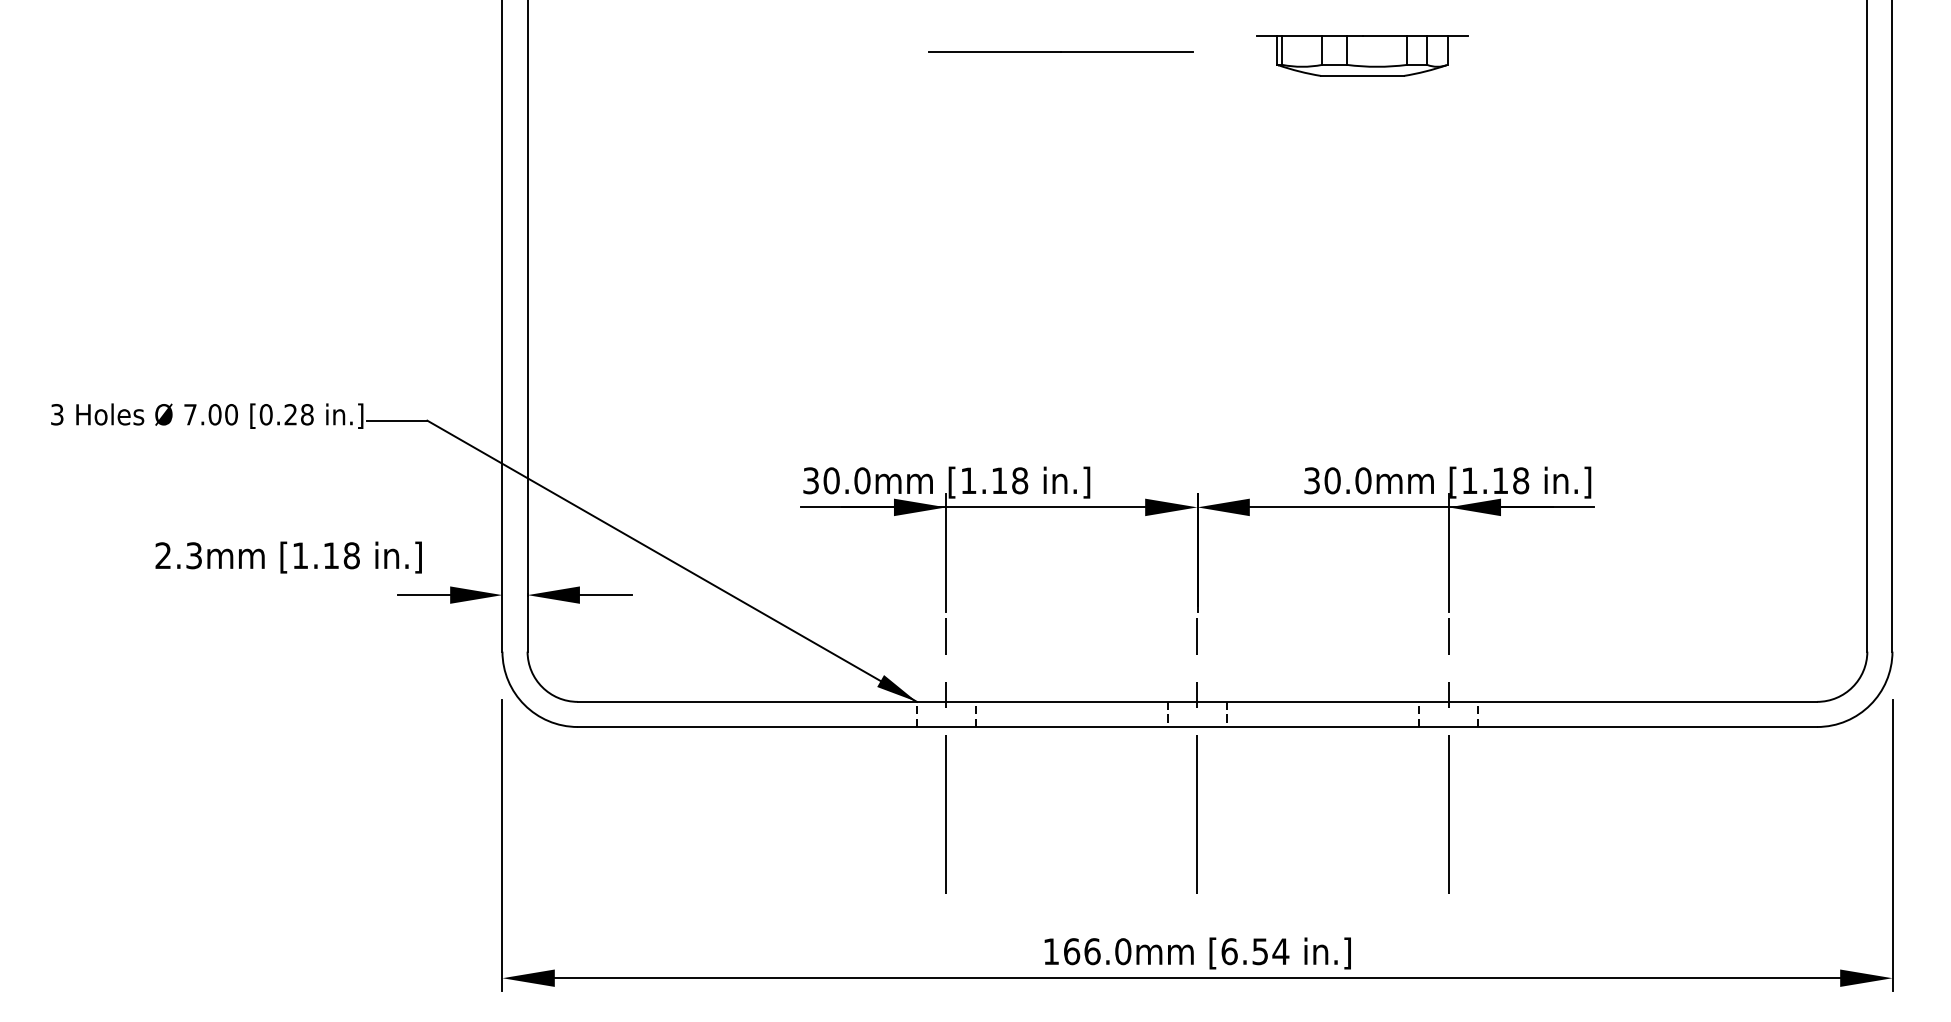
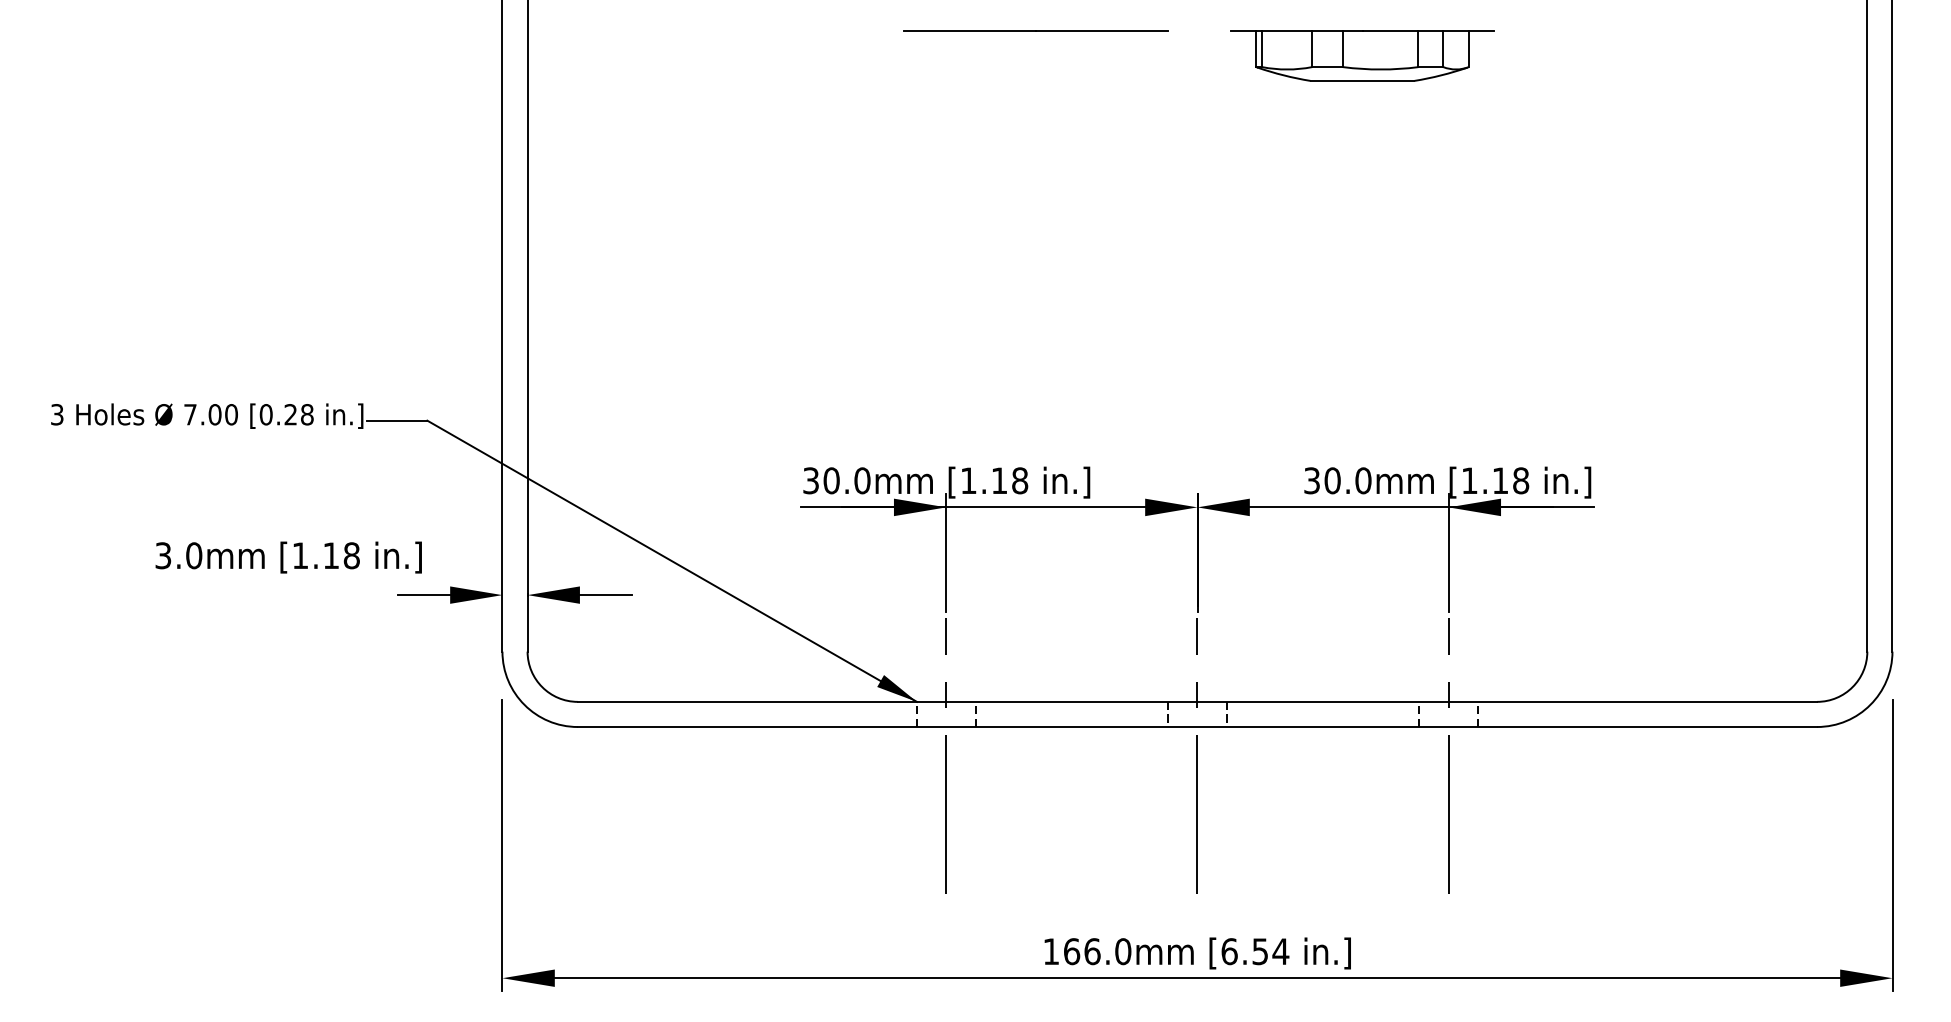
line position: (1060, 51) -> (1035, 30) (1035, 30)
part size: 213x42 px -> 265x52 px (1362, 55)
text: 2.3mm -> 3.0mm (178, 555)
